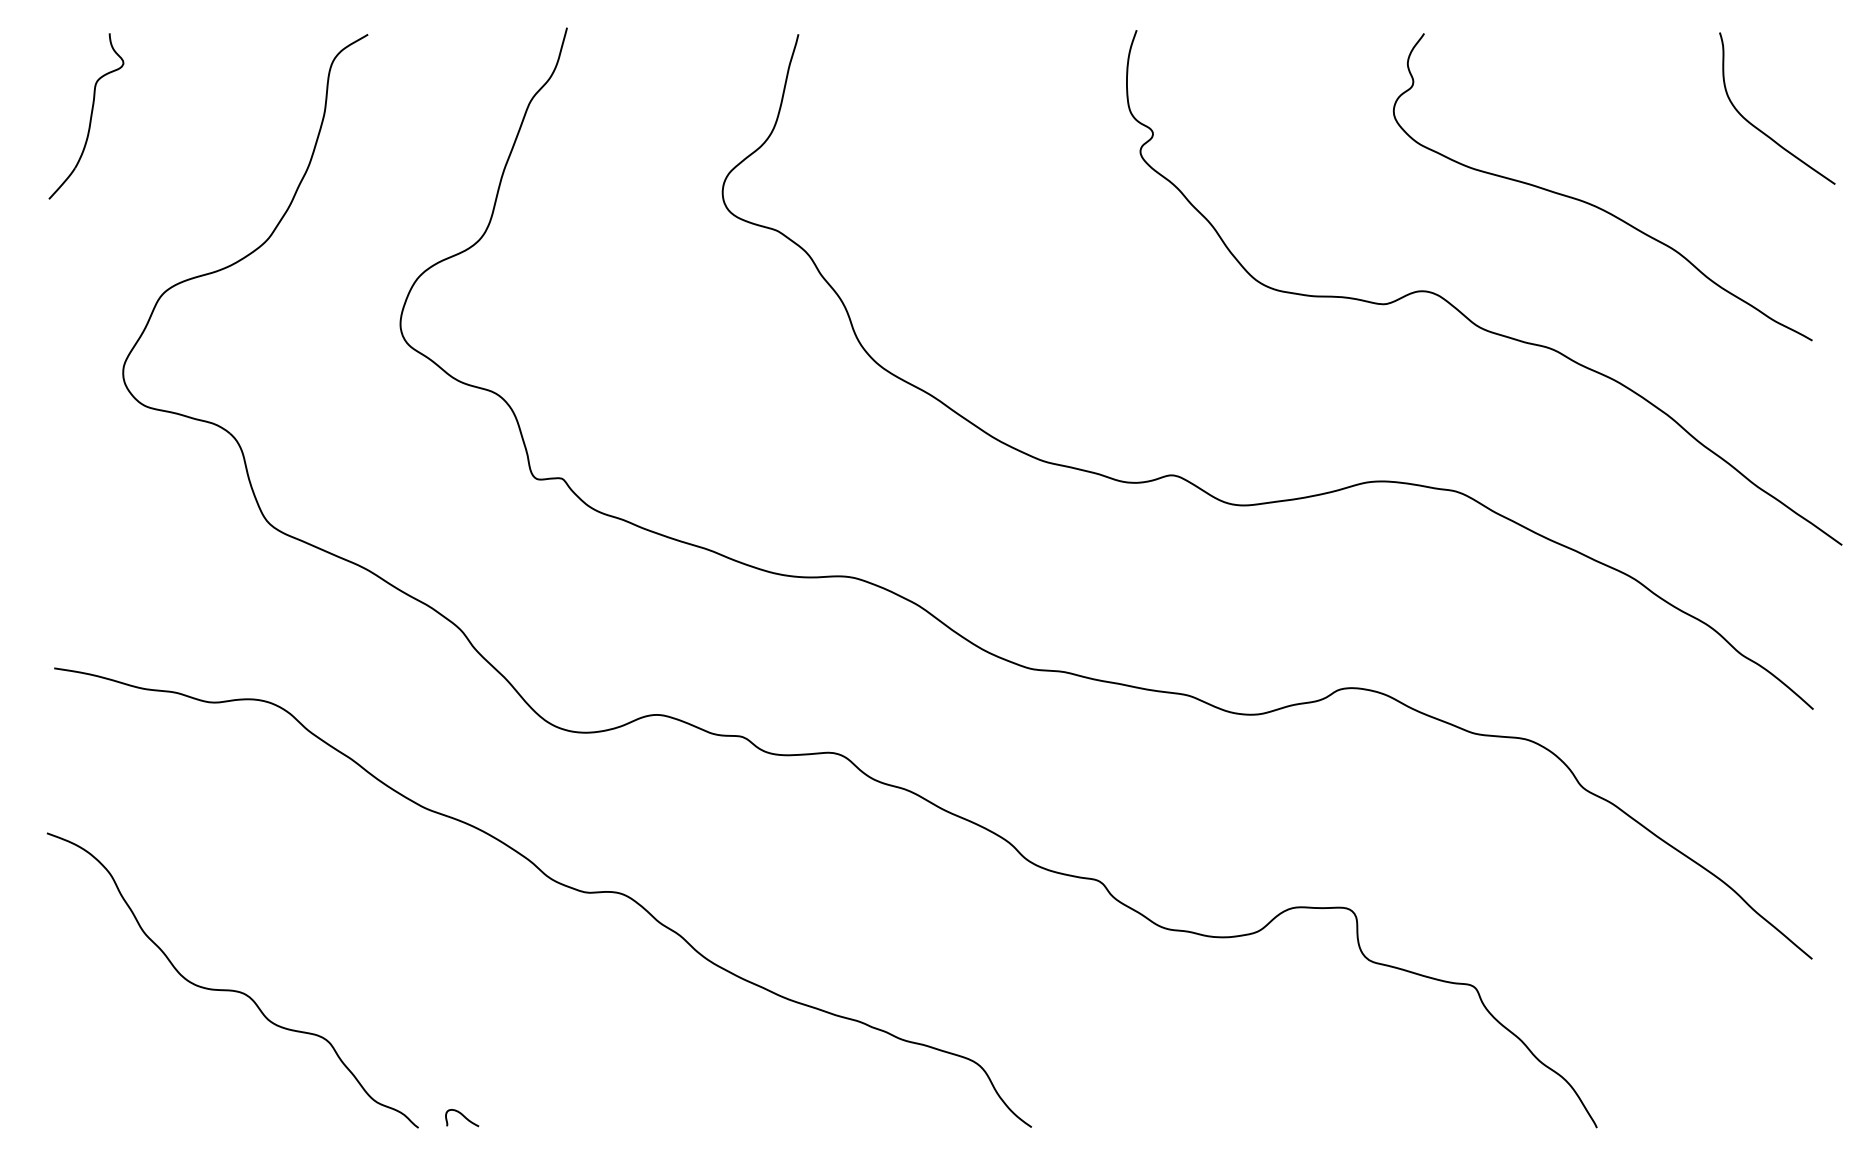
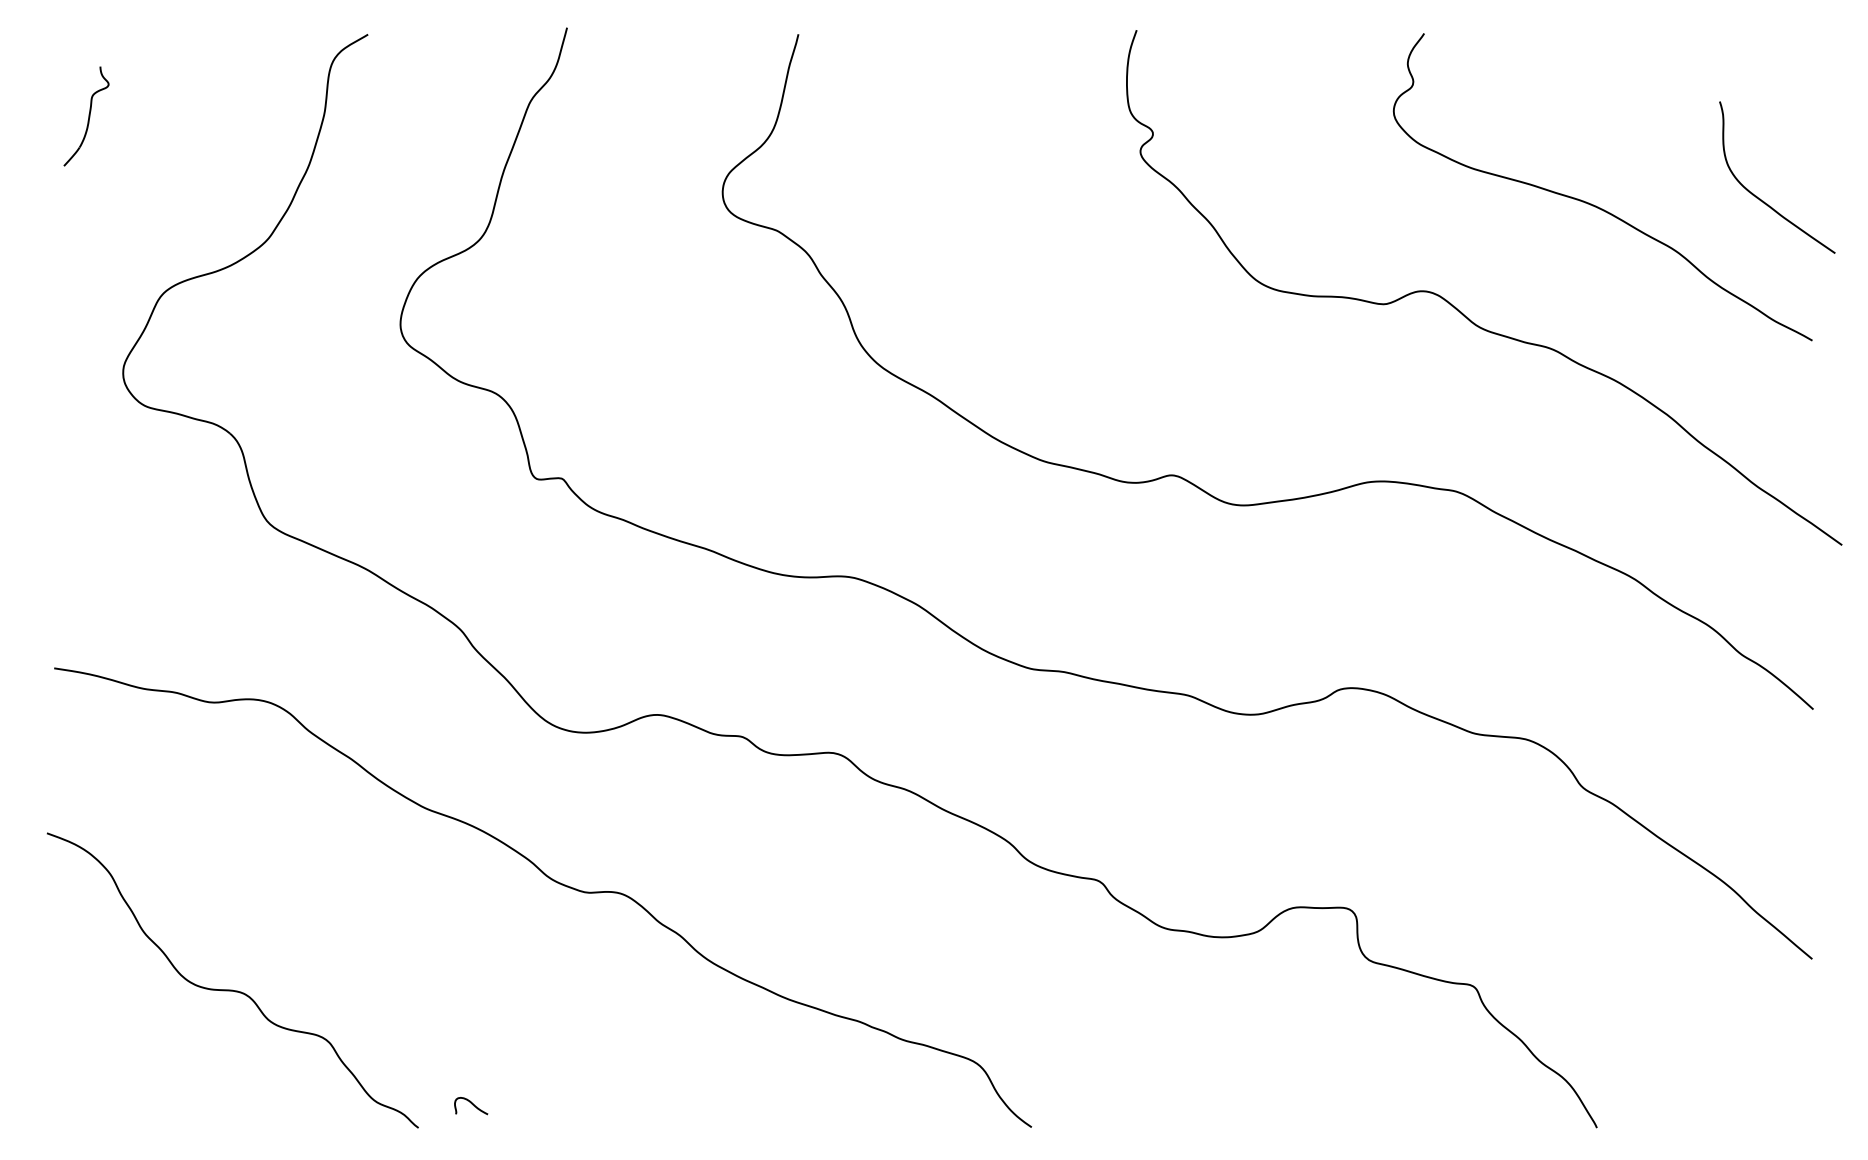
part size: 77x167 px -> 47x101 px (86, 116)
curve position: (1760, 129) -> (1760, 198) (1760, 198)
curve position: (463, 1117) -> (472, 1105) (472, 1105)
